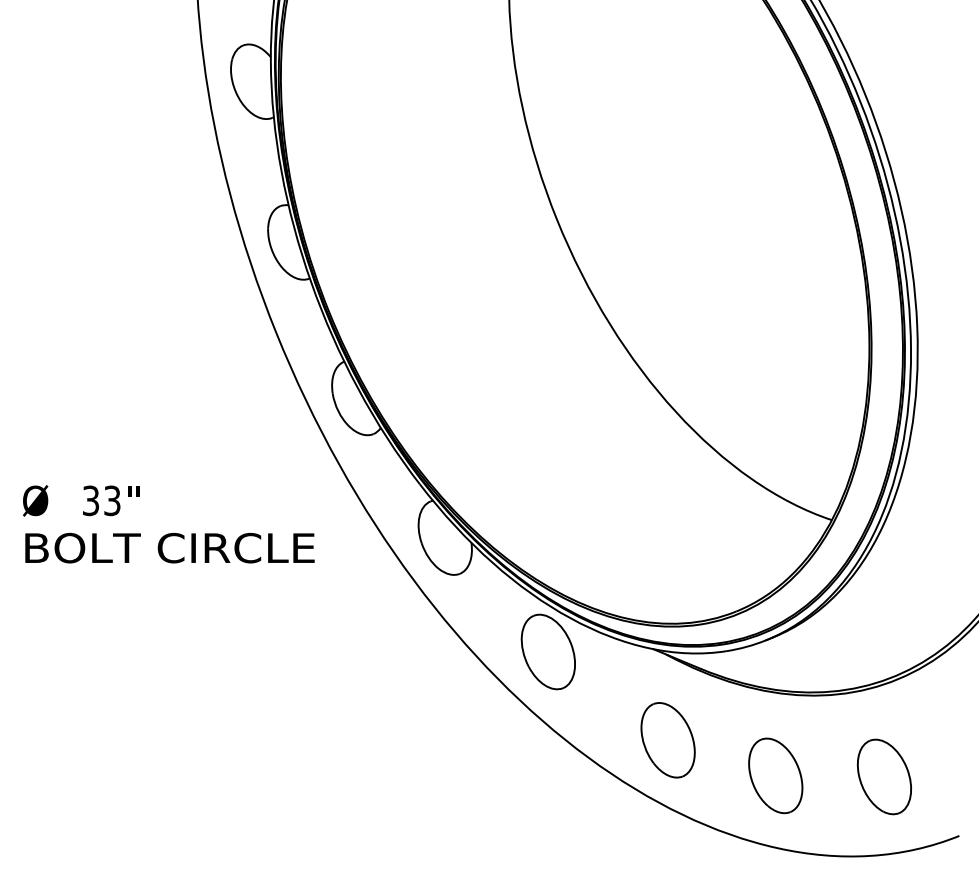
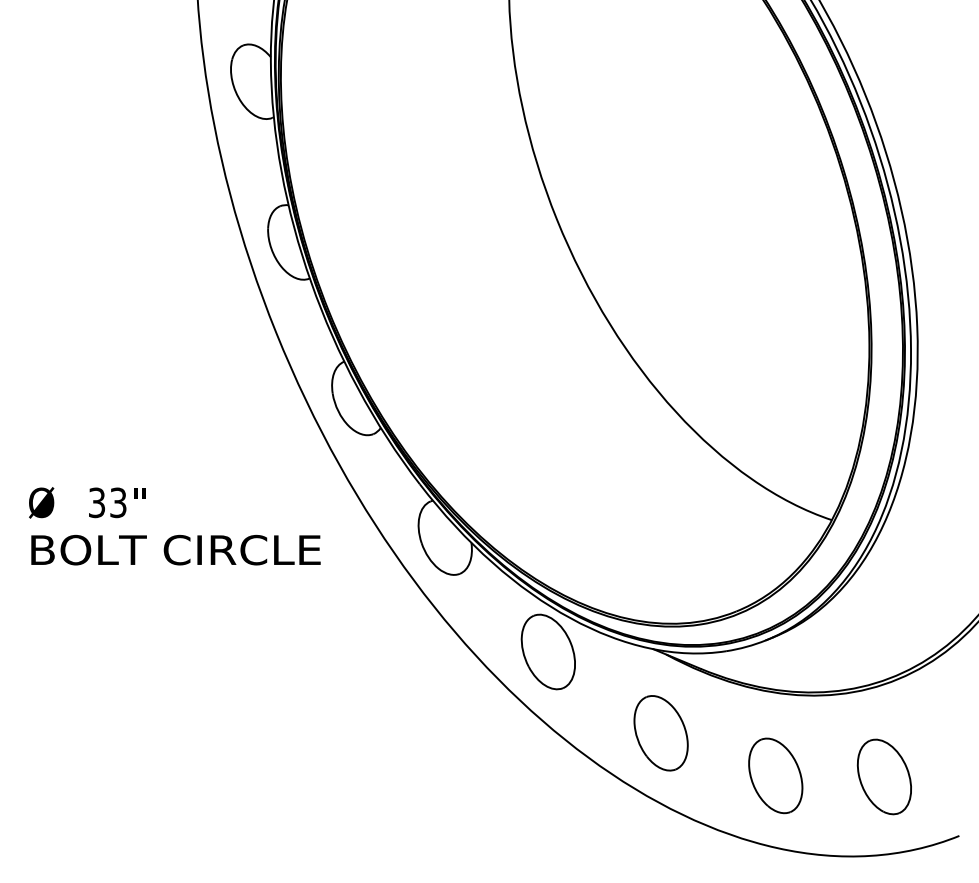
text position: (168, 524) -> (174, 526) (174, 526)
part position: (667, 740) -> (660, 733) (660, 733)
